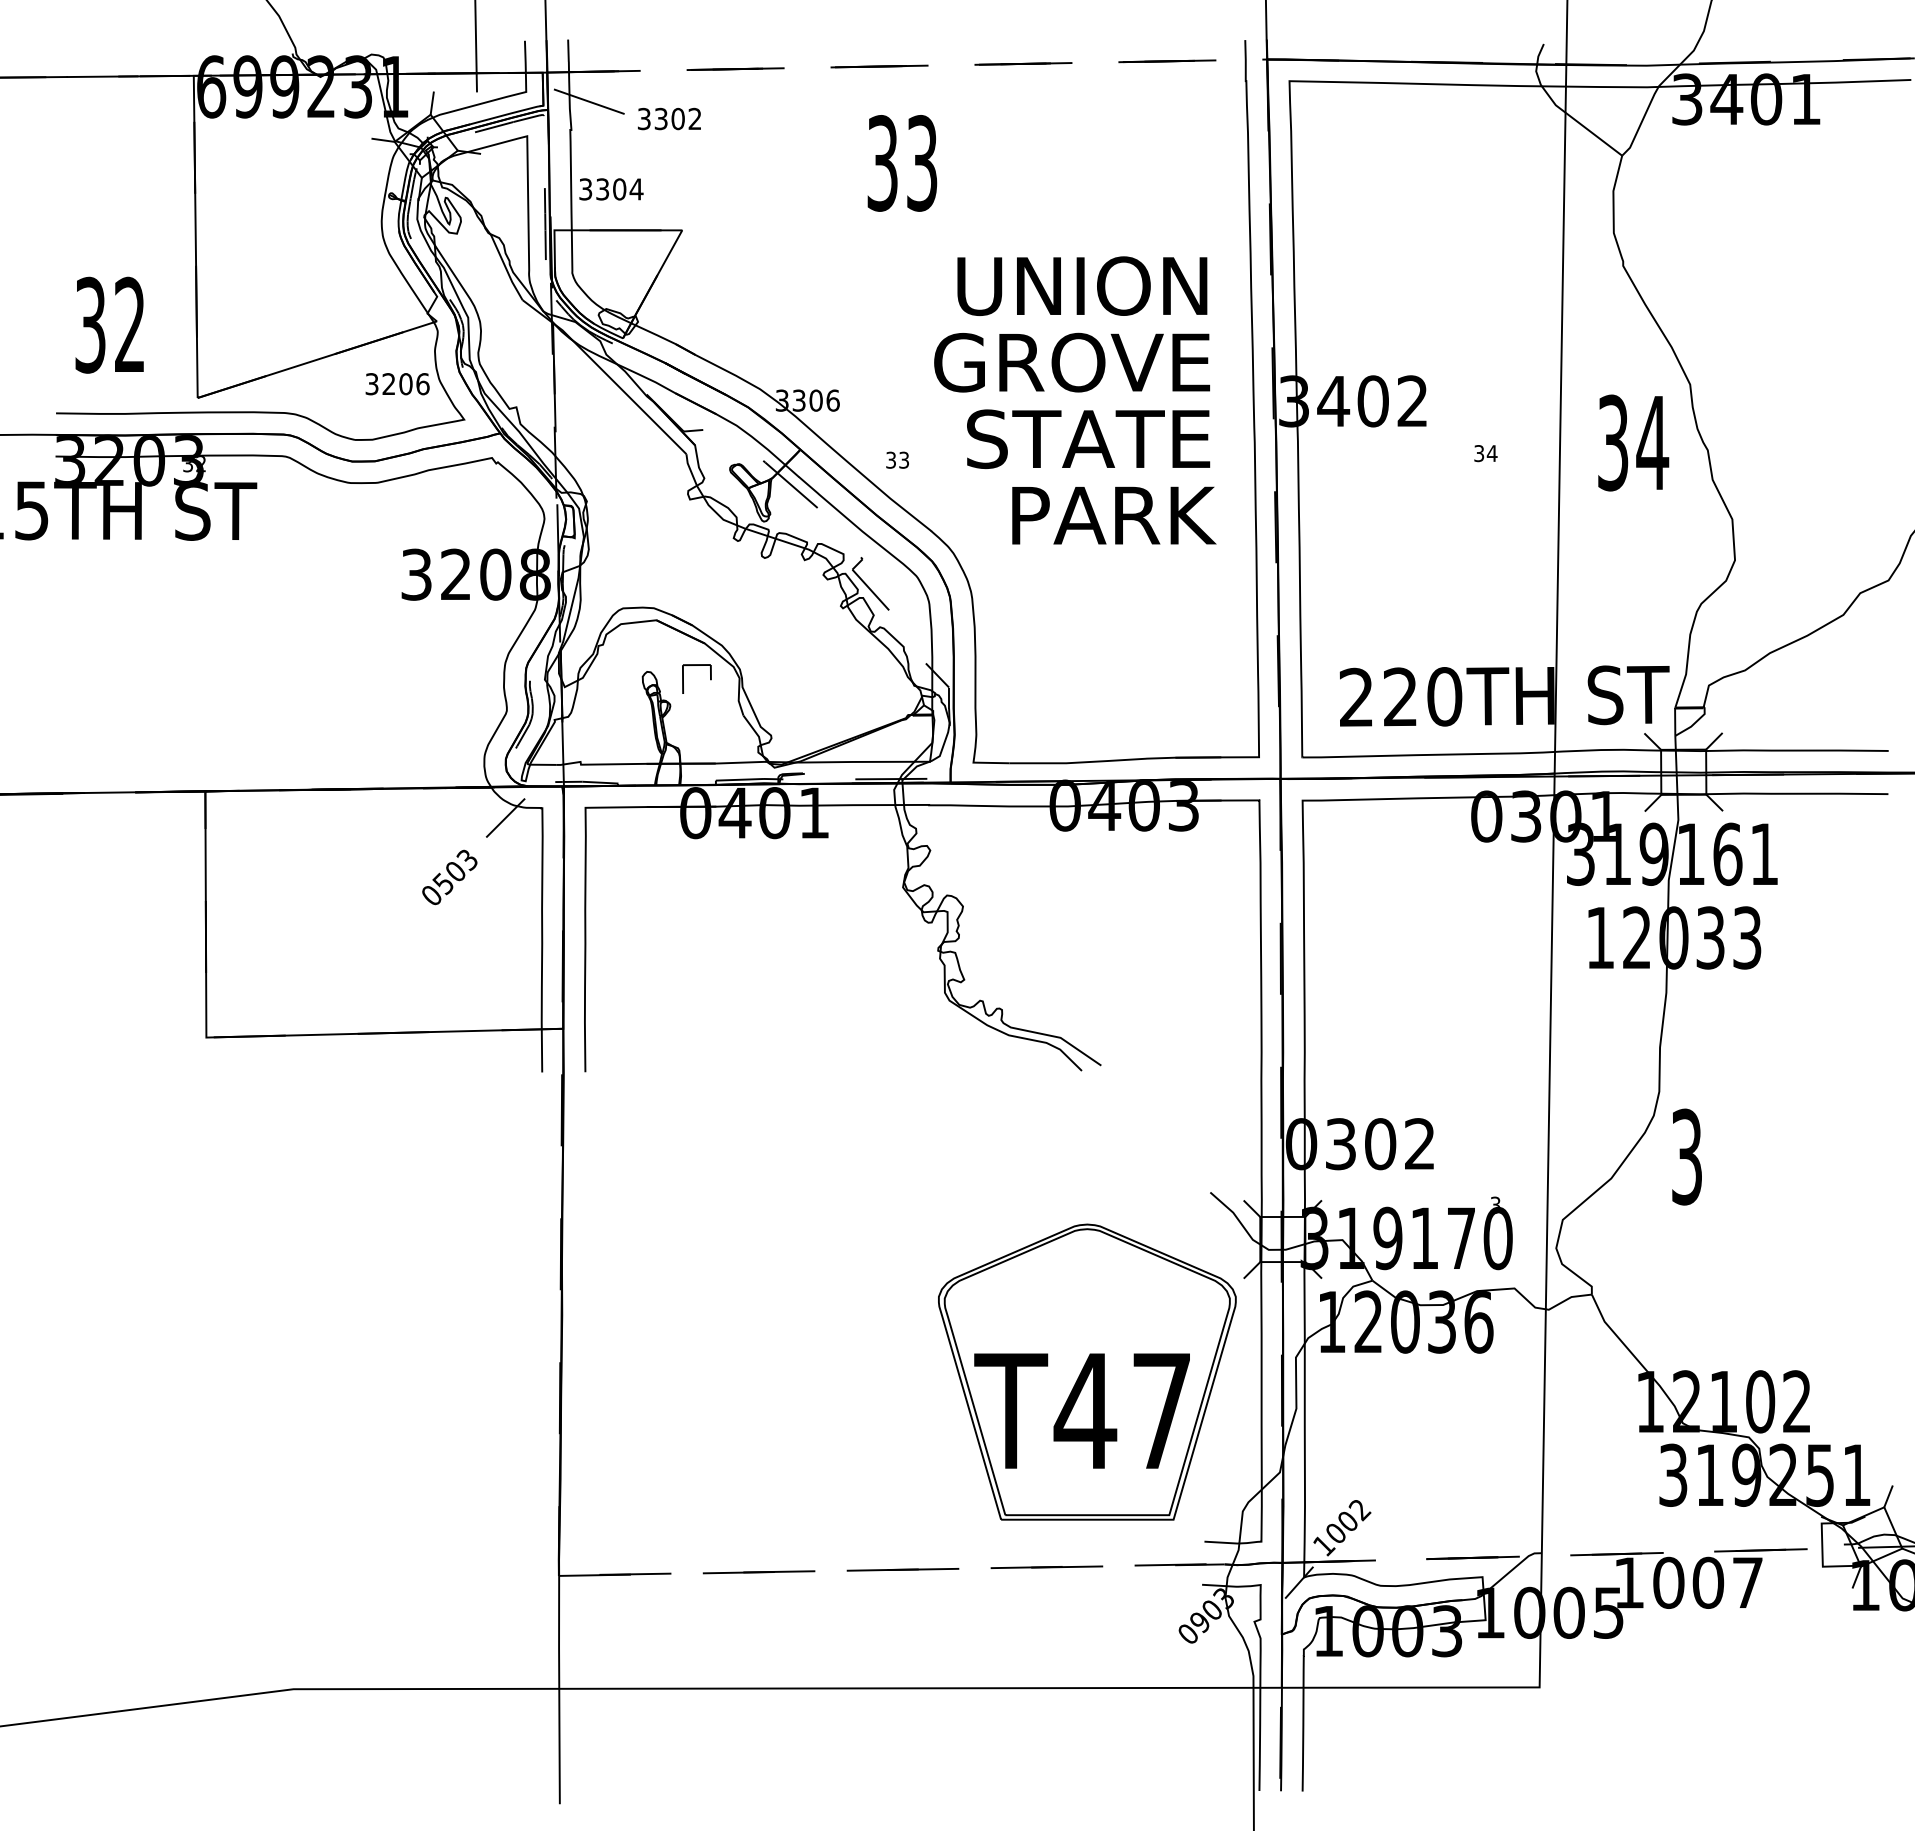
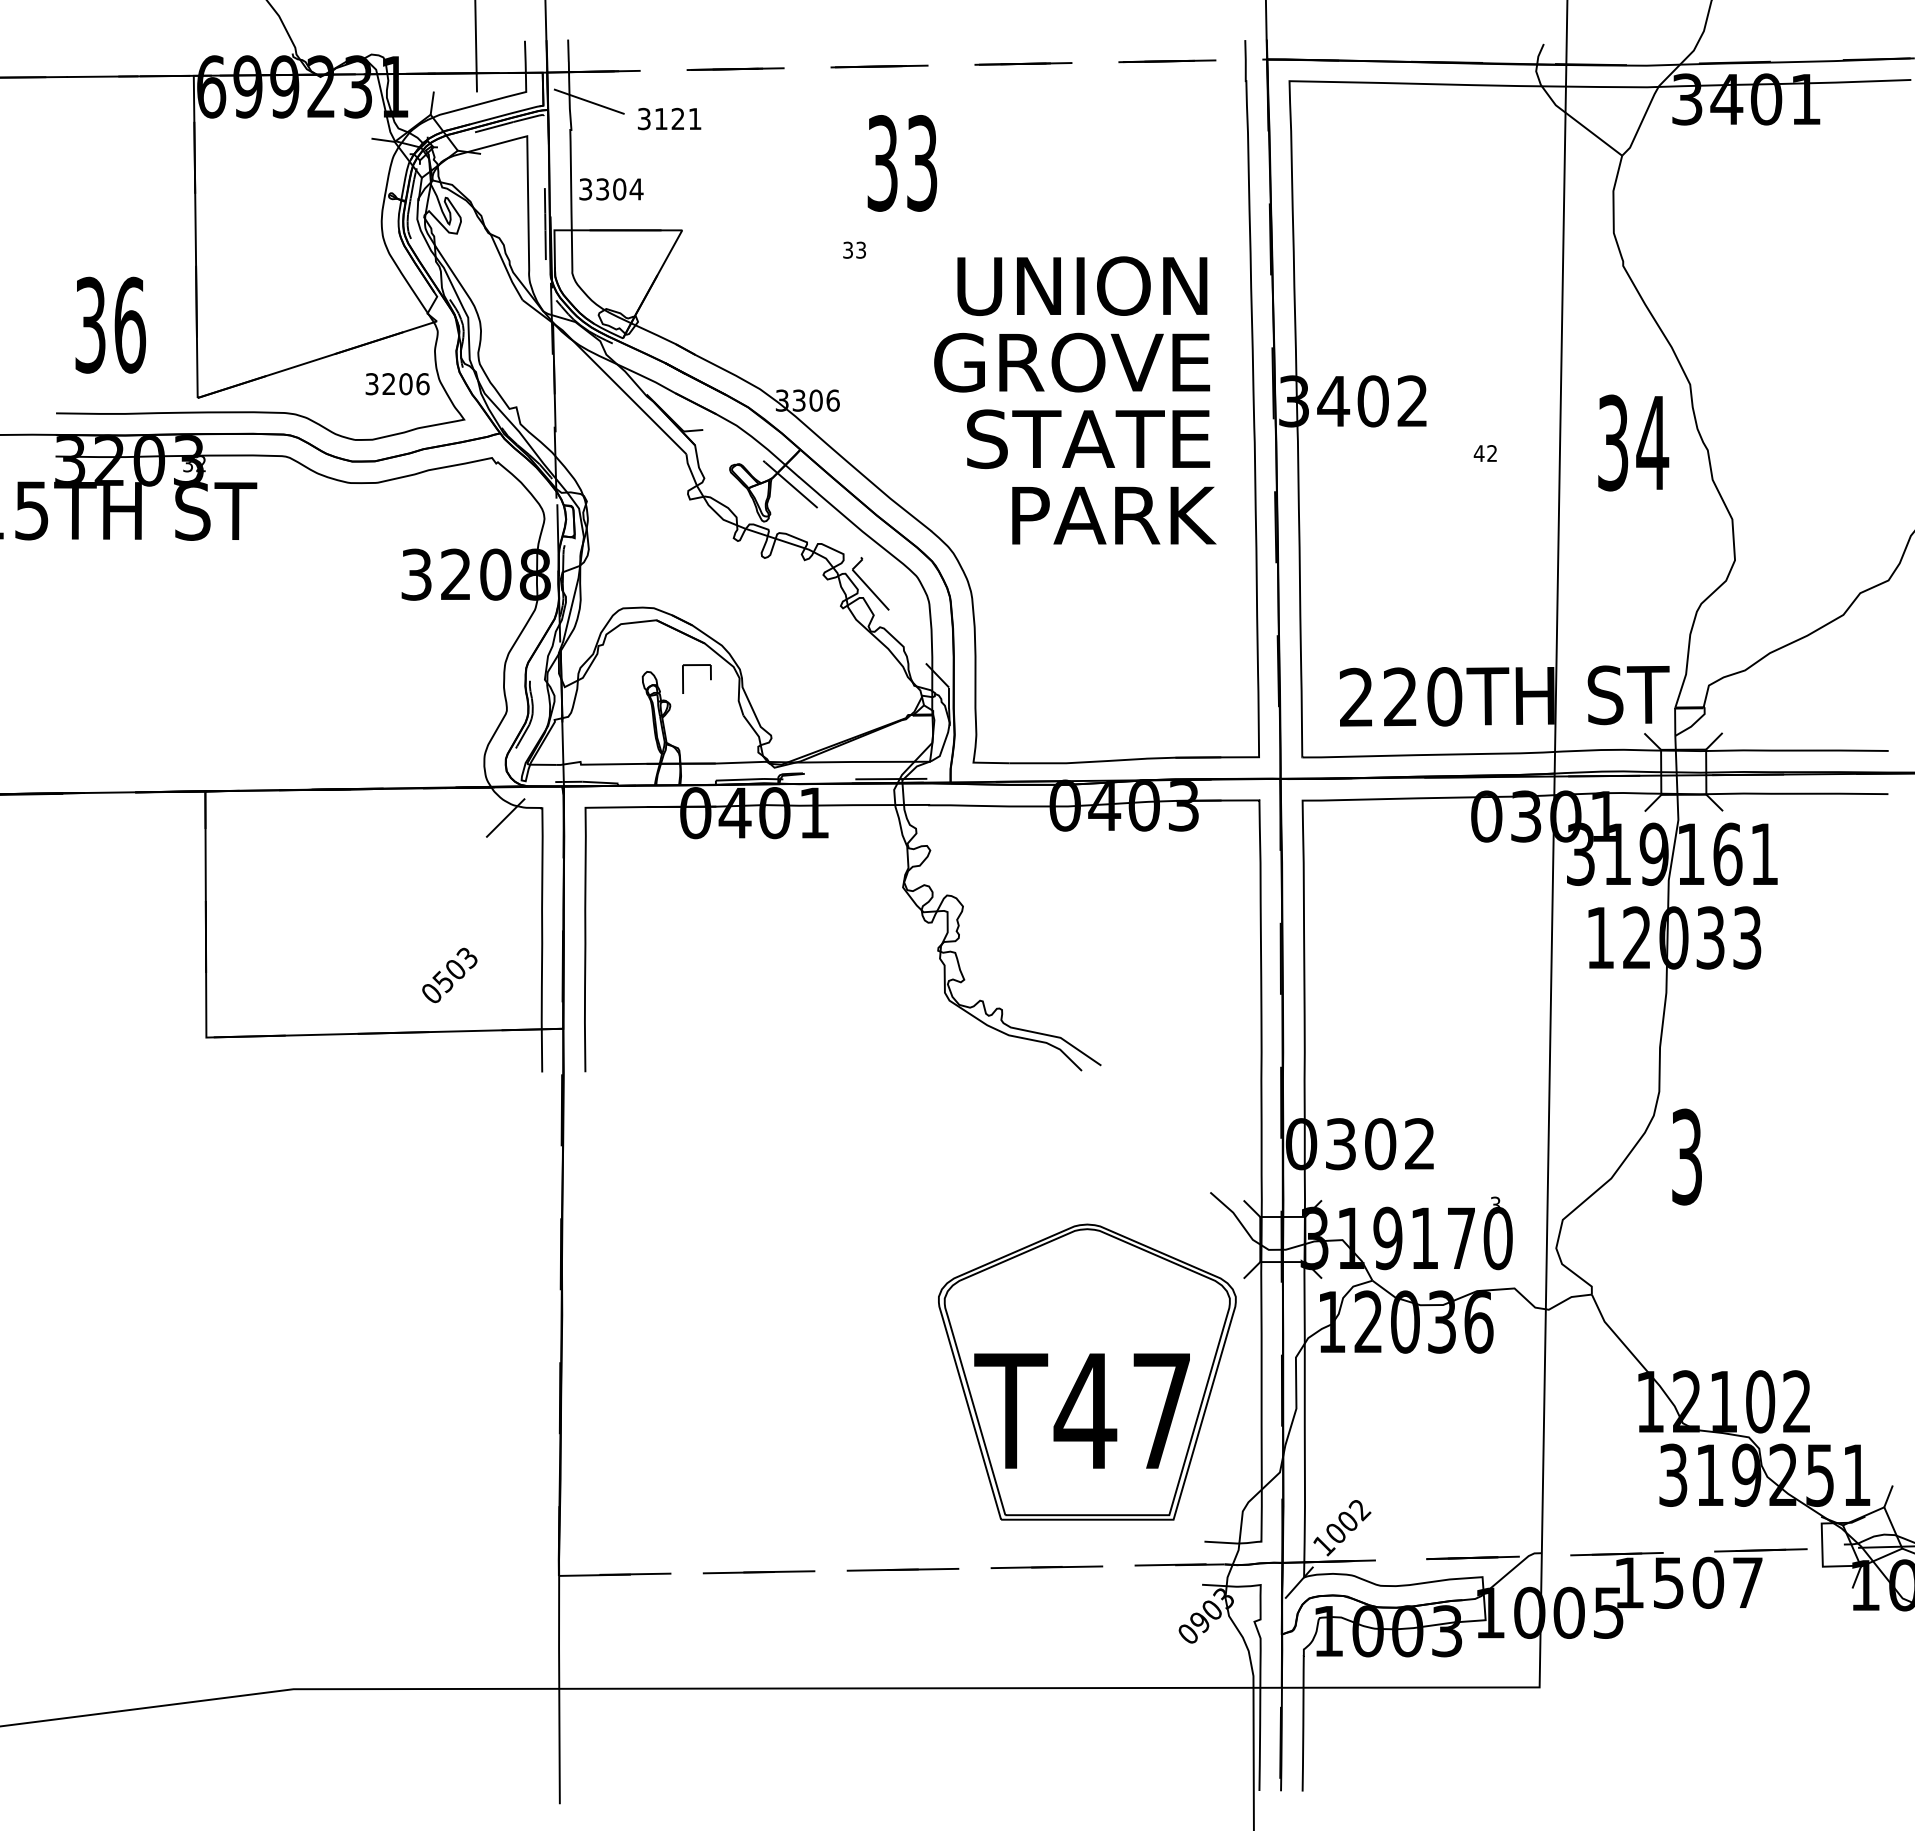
text: 3302 -> 3121 (677, 118)
text: 32 -> 36 (130, 324)
text: 34 -> 42 (1485, 453)
text position: (897, 459) -> (854, 249) (854, 249)
text position: (449, 877) -> (449, 975) (449, 975)
text: 1007 -> 1507 (1668, 1582)
